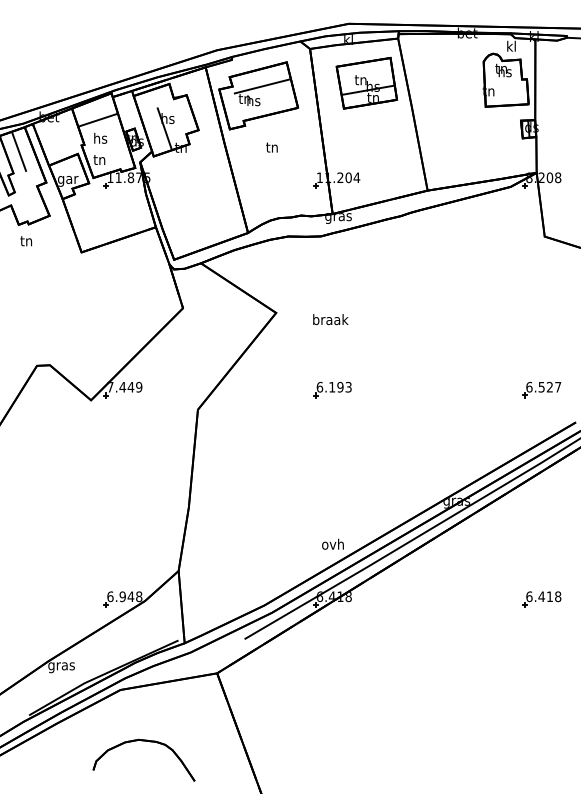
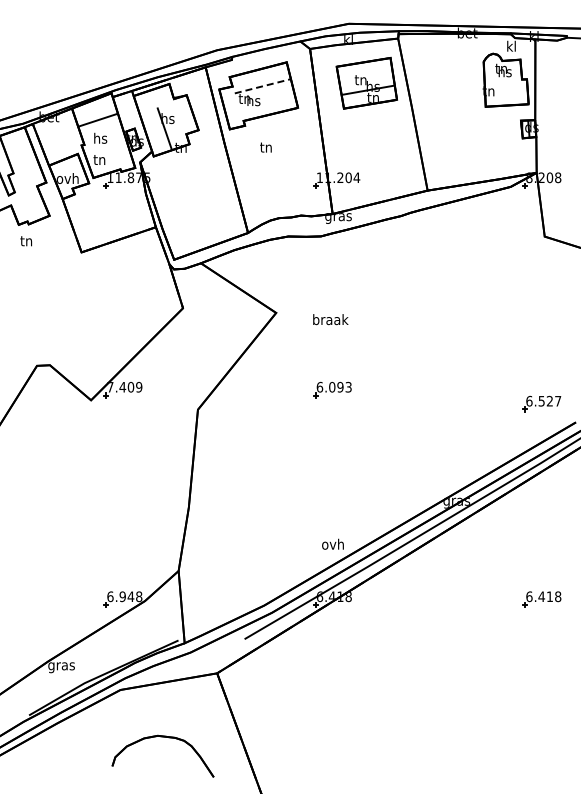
line: solid -> dashed (262, 86)
text position: (271, 147) -> (265, 147) (265, 147)
line: present -> none (19, 151)
text: gar -> ovh (67, 179)
text: 6.193 -> 6.093 (332, 386)
text: 7.449 -> 7.409 (130, 387)
part position: (541, 389) -> (541, 403) (541, 403)
part position: (143, 741) -> (162, 737) (162, 737)
